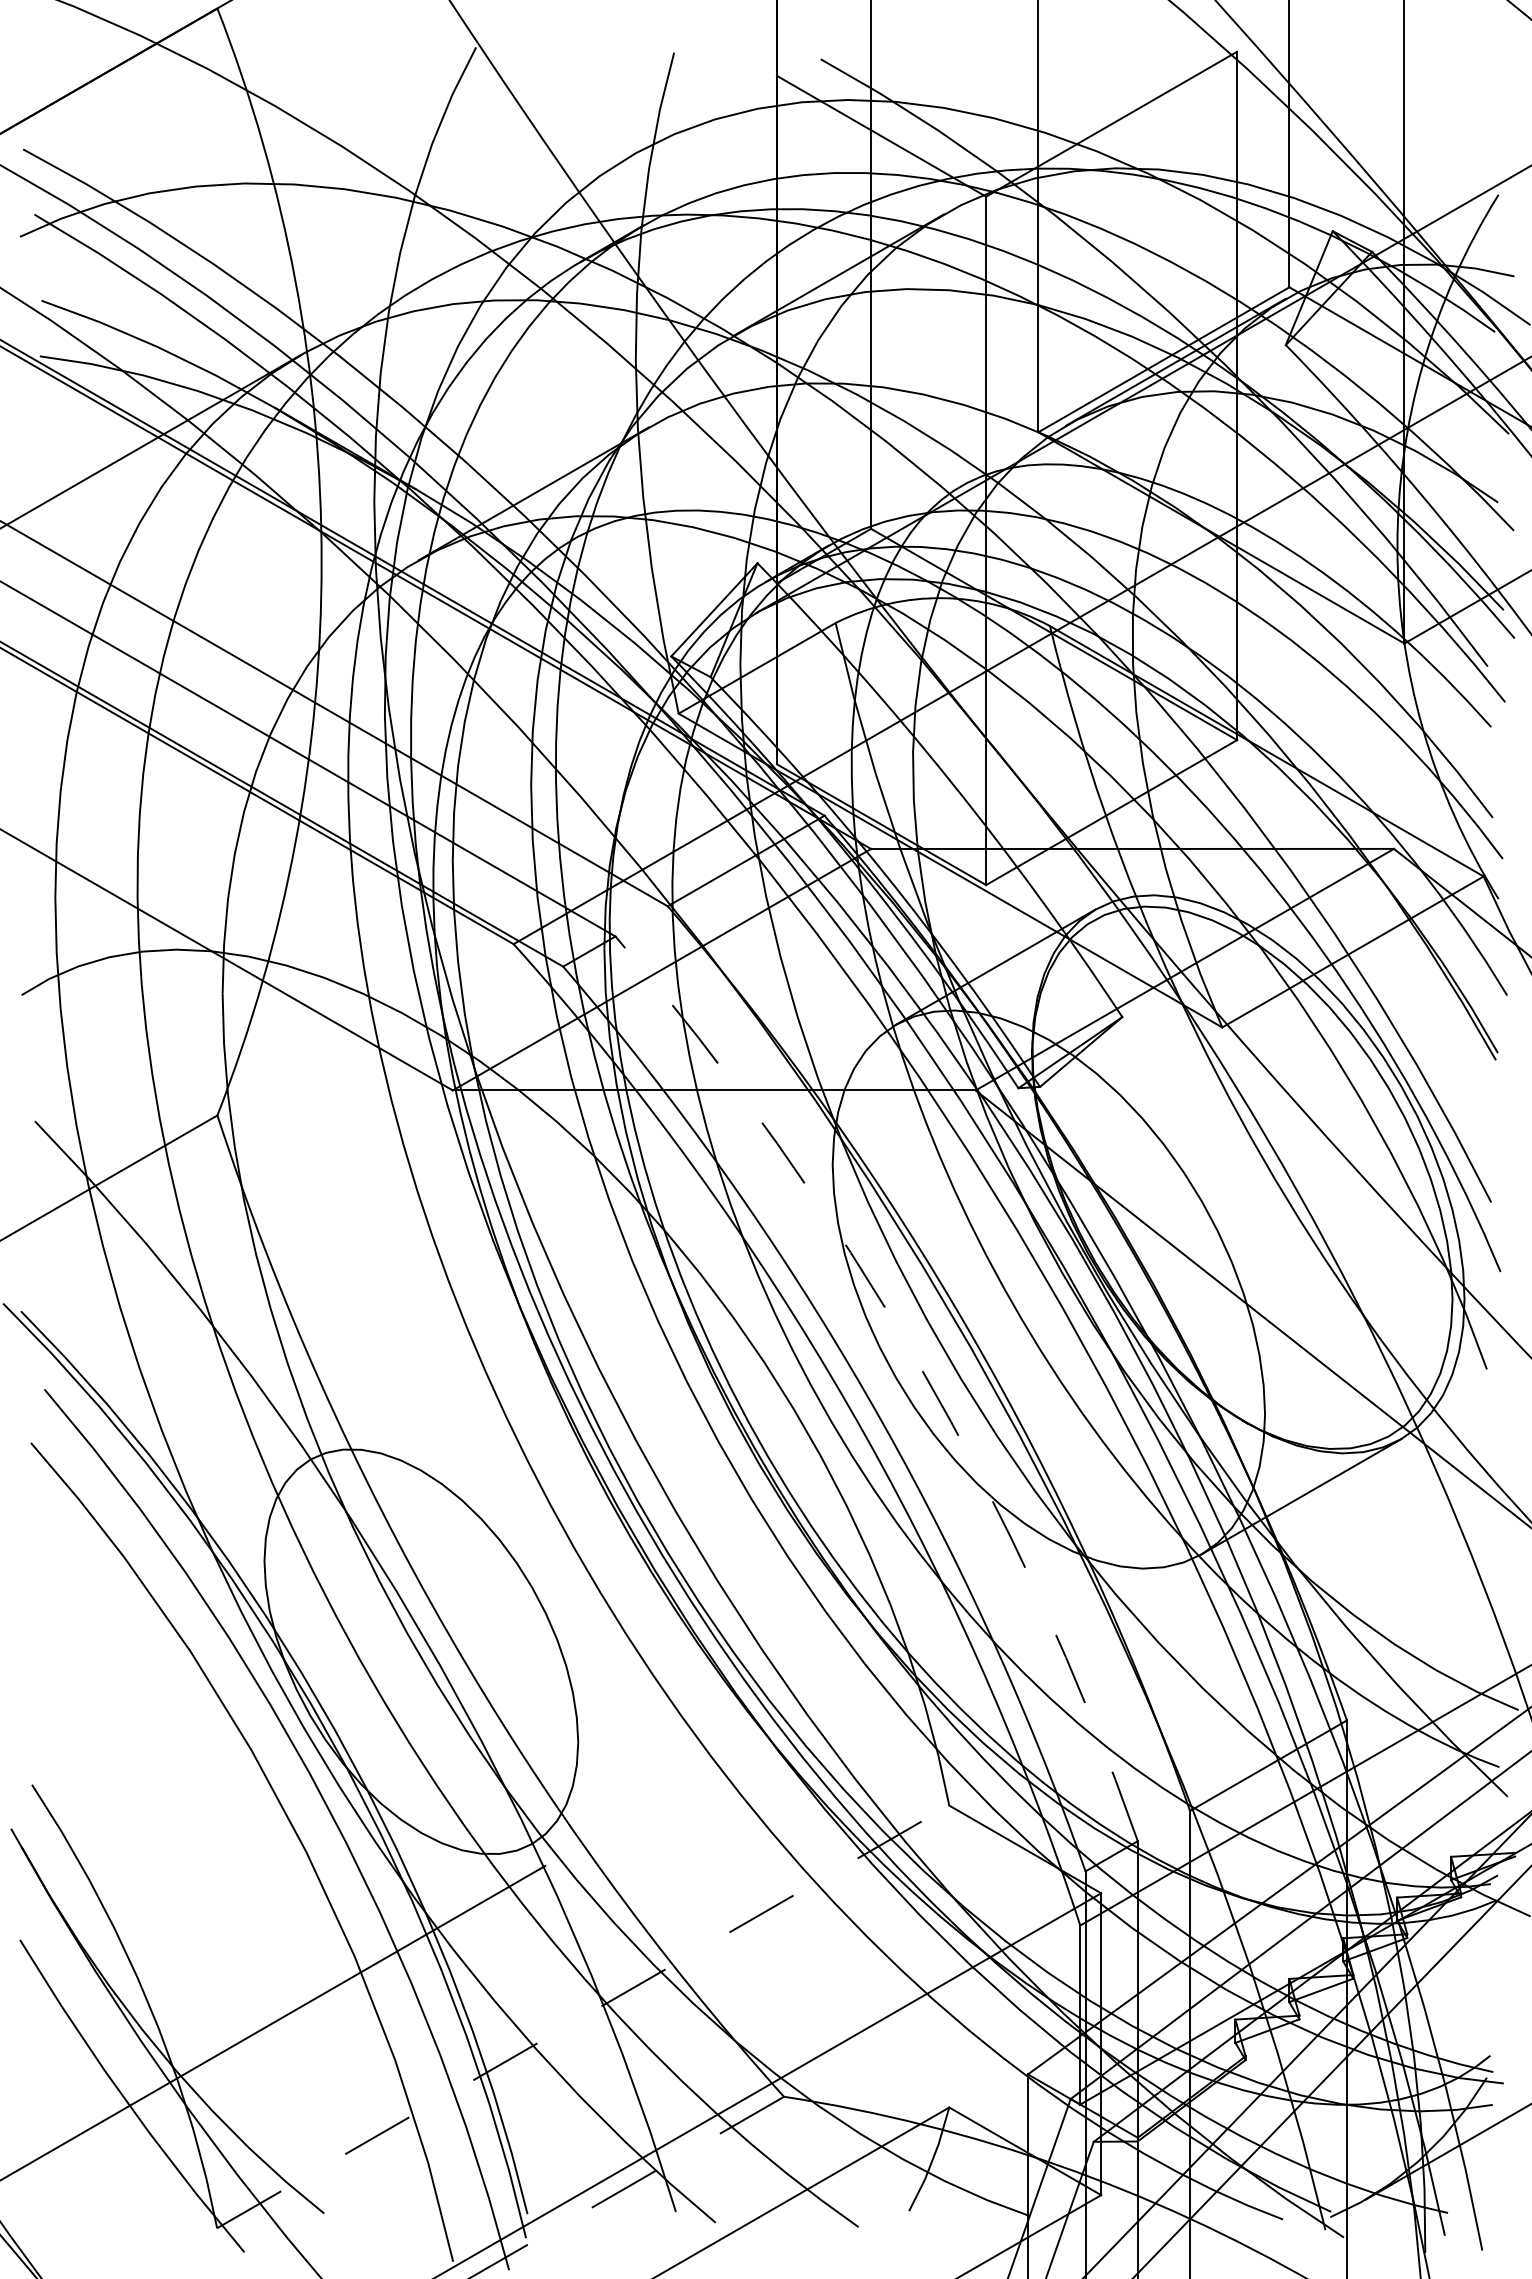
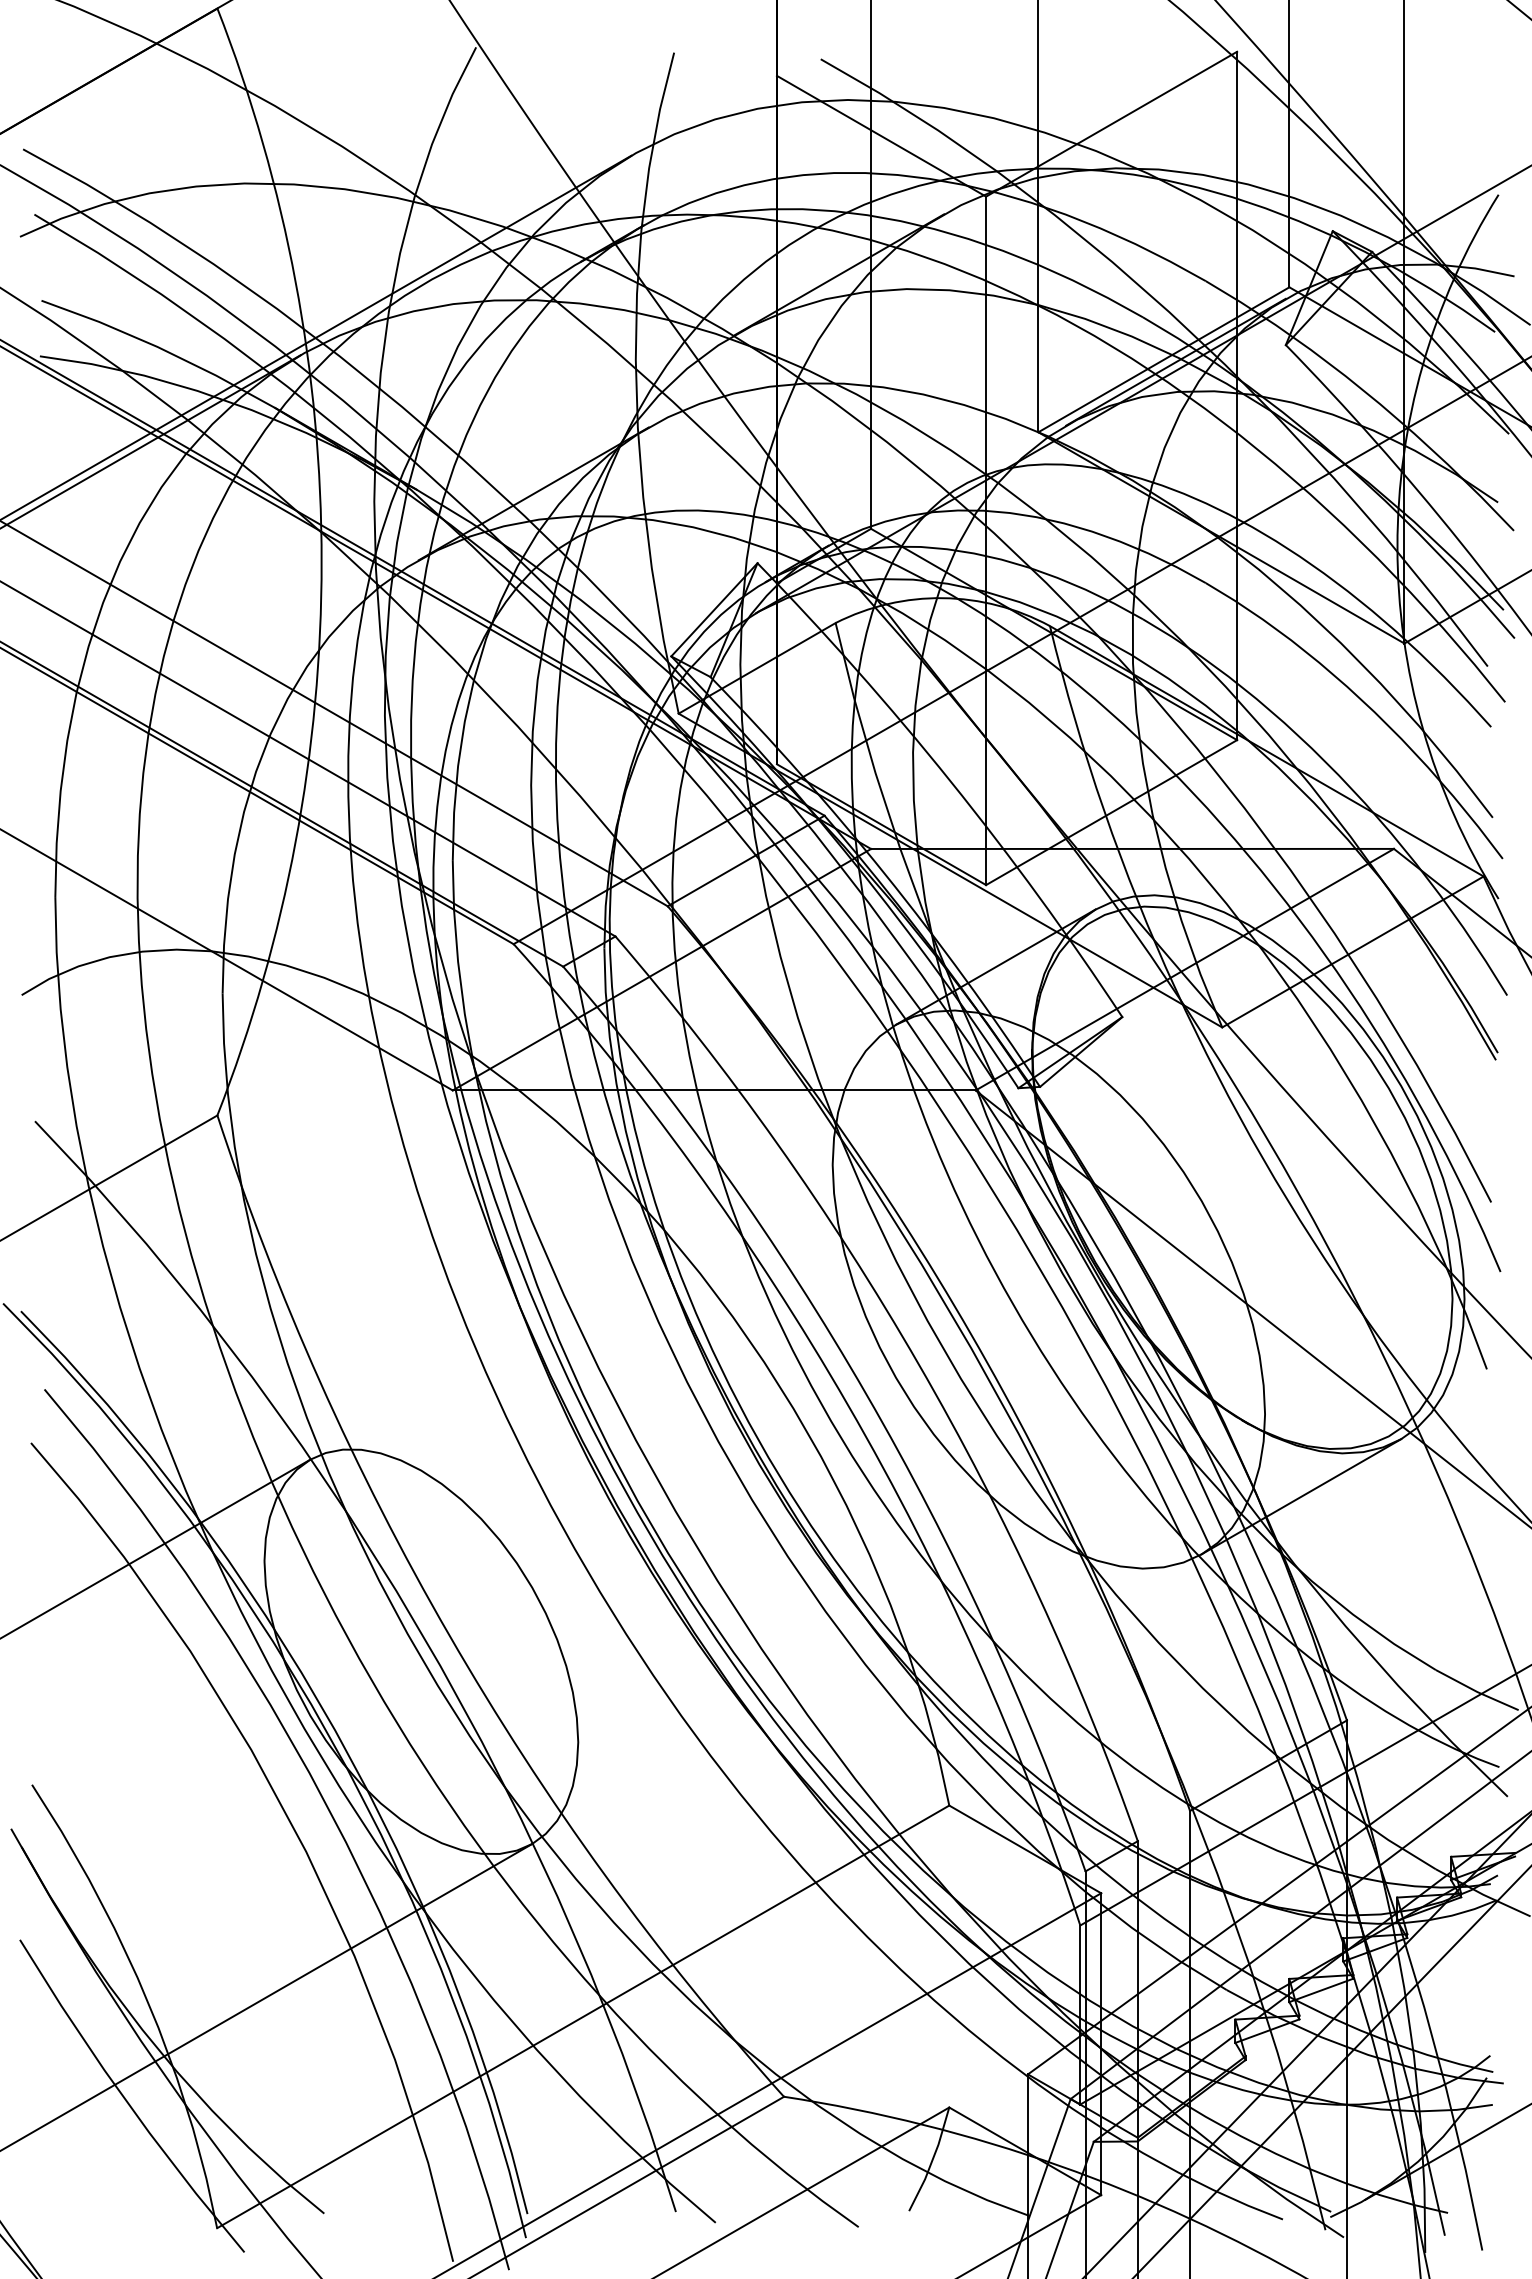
line: none -> present (316, 336)
arc: dashed -> solid (918, 1364)
line: none -> present (156, 1548)
line: dashed -> solid (583, 2016)
line position: (273, 2022) -> (267, 1996) (267, 1996)
line: dashed -> solid (626, 2187)
